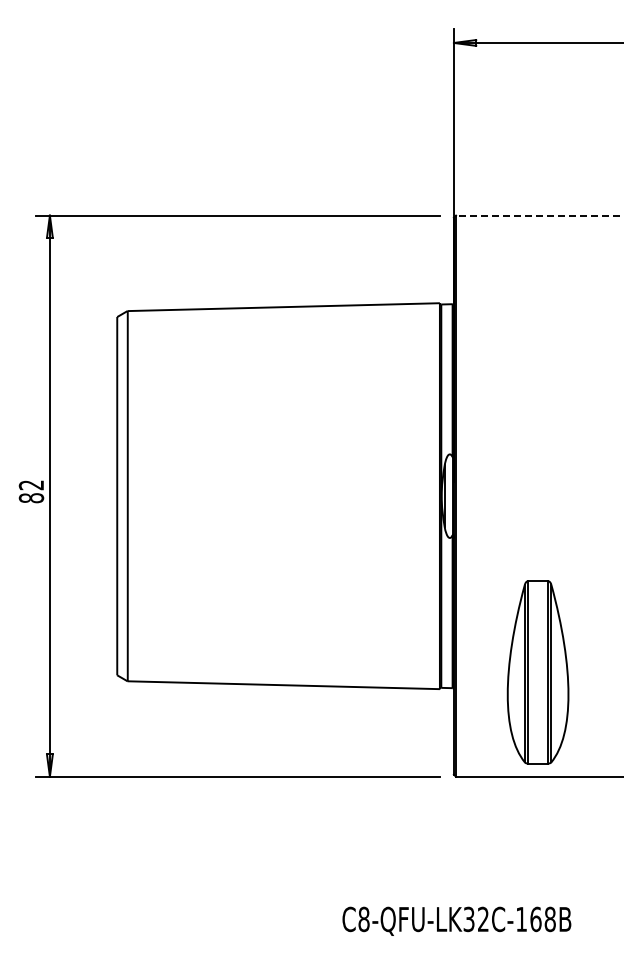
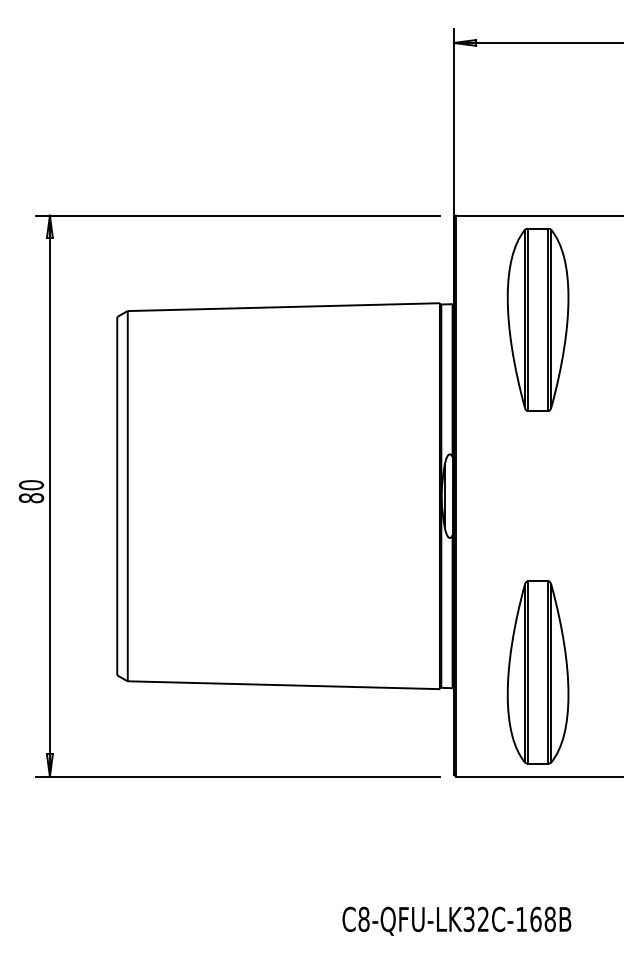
line: dashed -> solid (539, 215)
part: none -> present (537, 319)
text: 82 -> 80 (31, 485)
